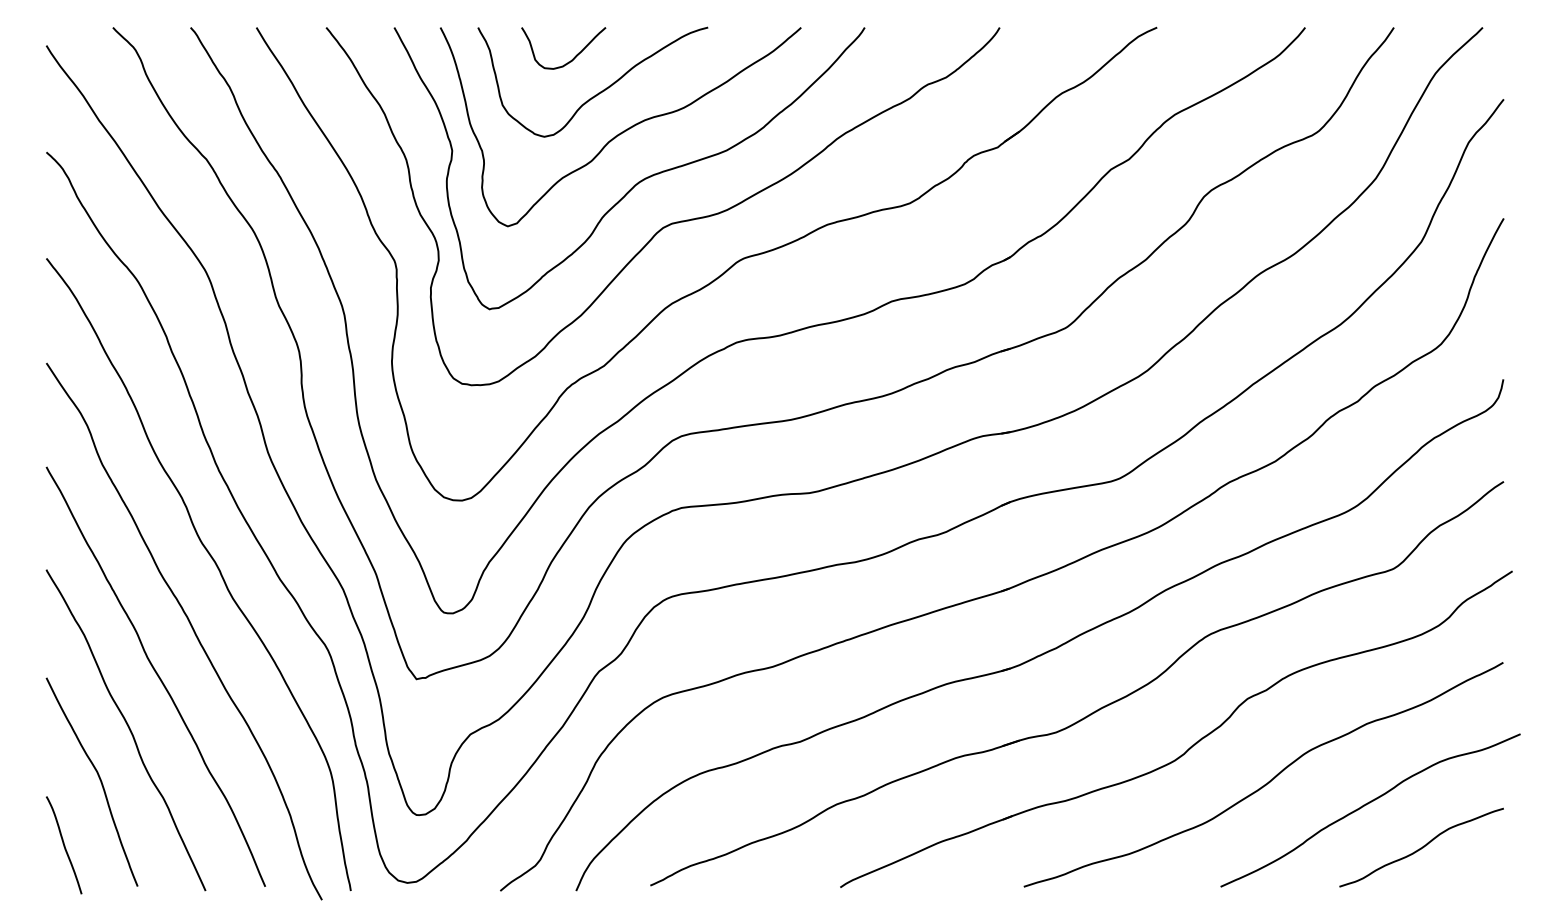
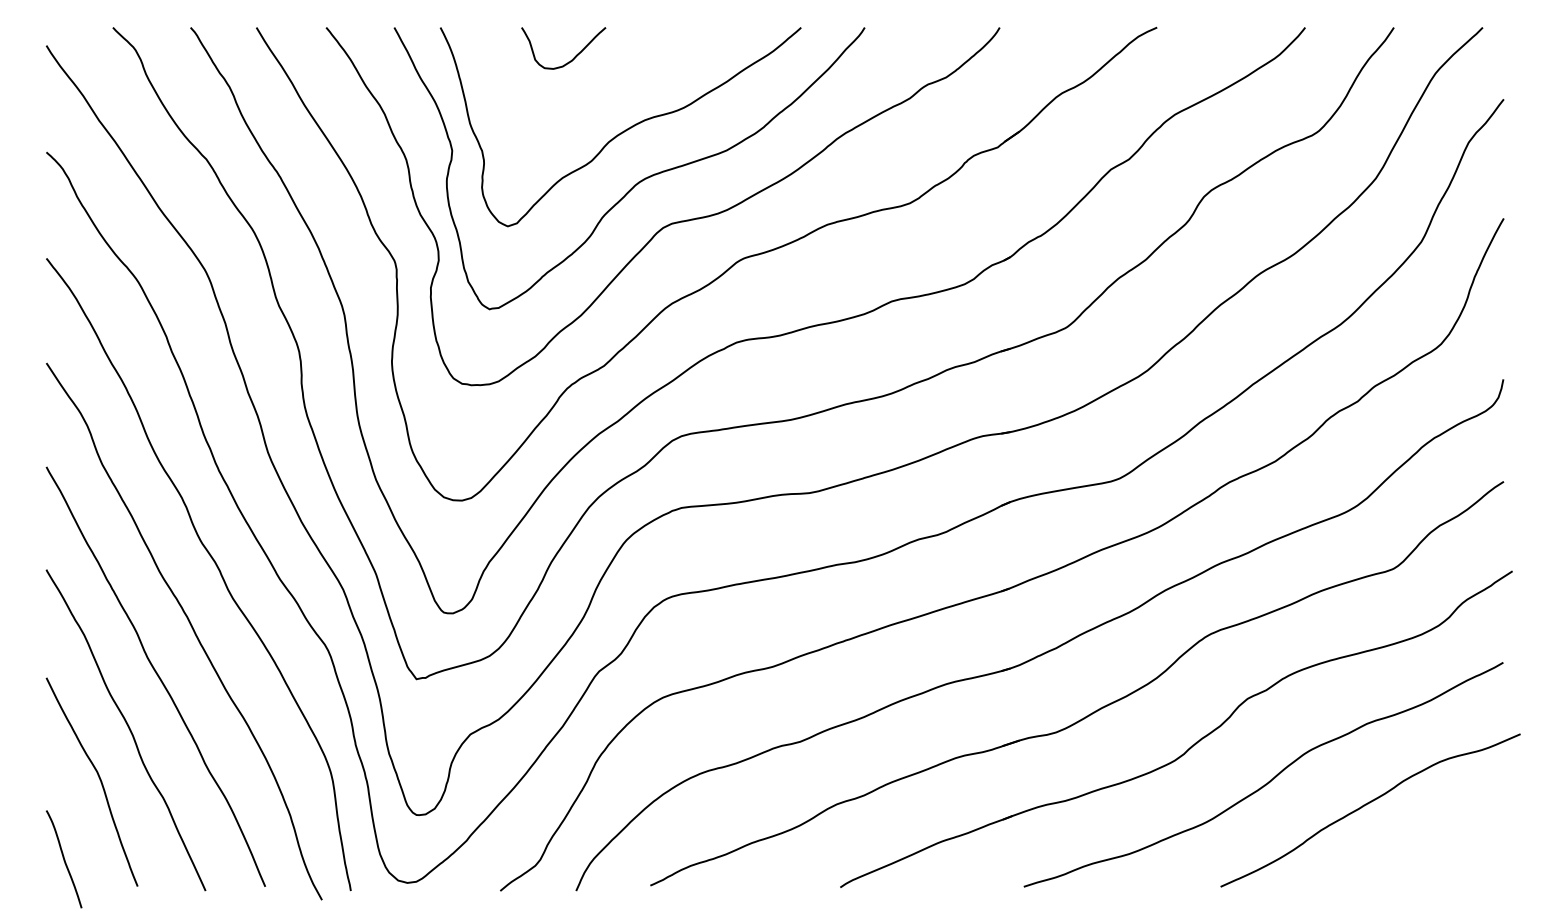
curve: present -> none (598, 92)
curve position: (64, 845) -> (64, 859) (64, 859)
curve: present -> none (1421, 847)
